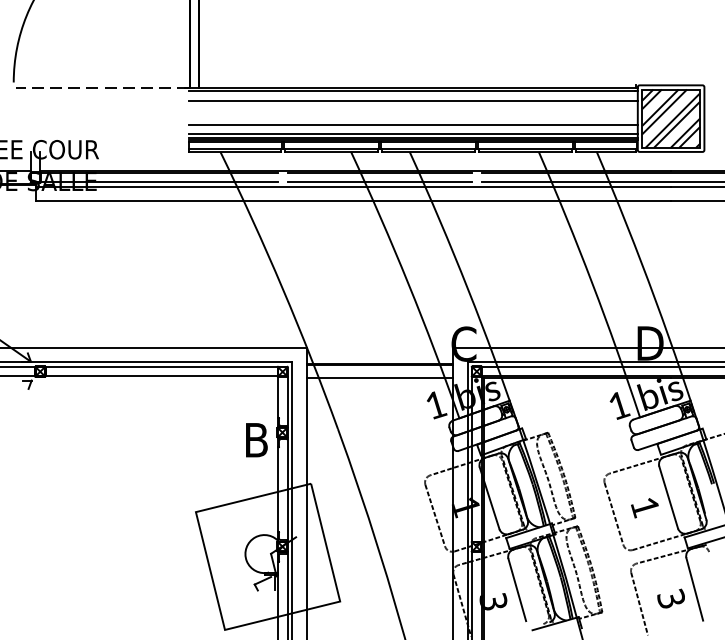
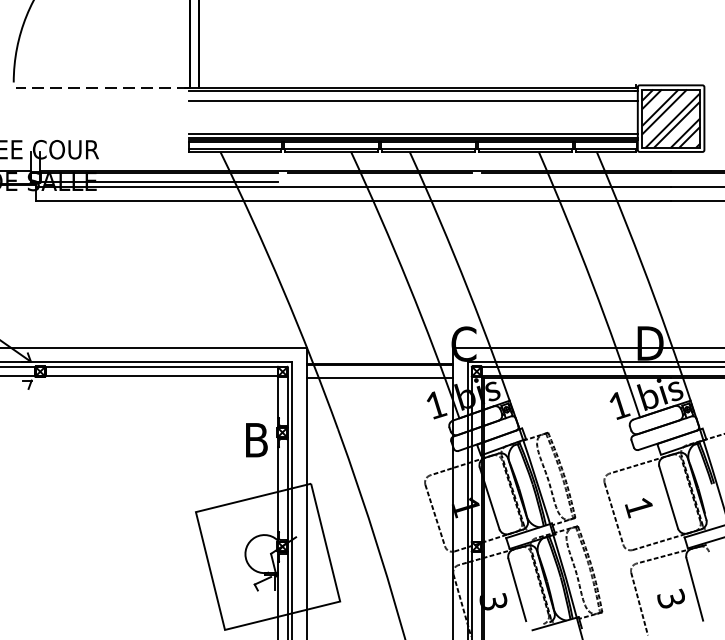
line: present -> none (413, 124)
line: present -> none (379, 182)
line: present -> none (601, 182)
text position: (644, 508) -> (638, 508) (638, 508)
